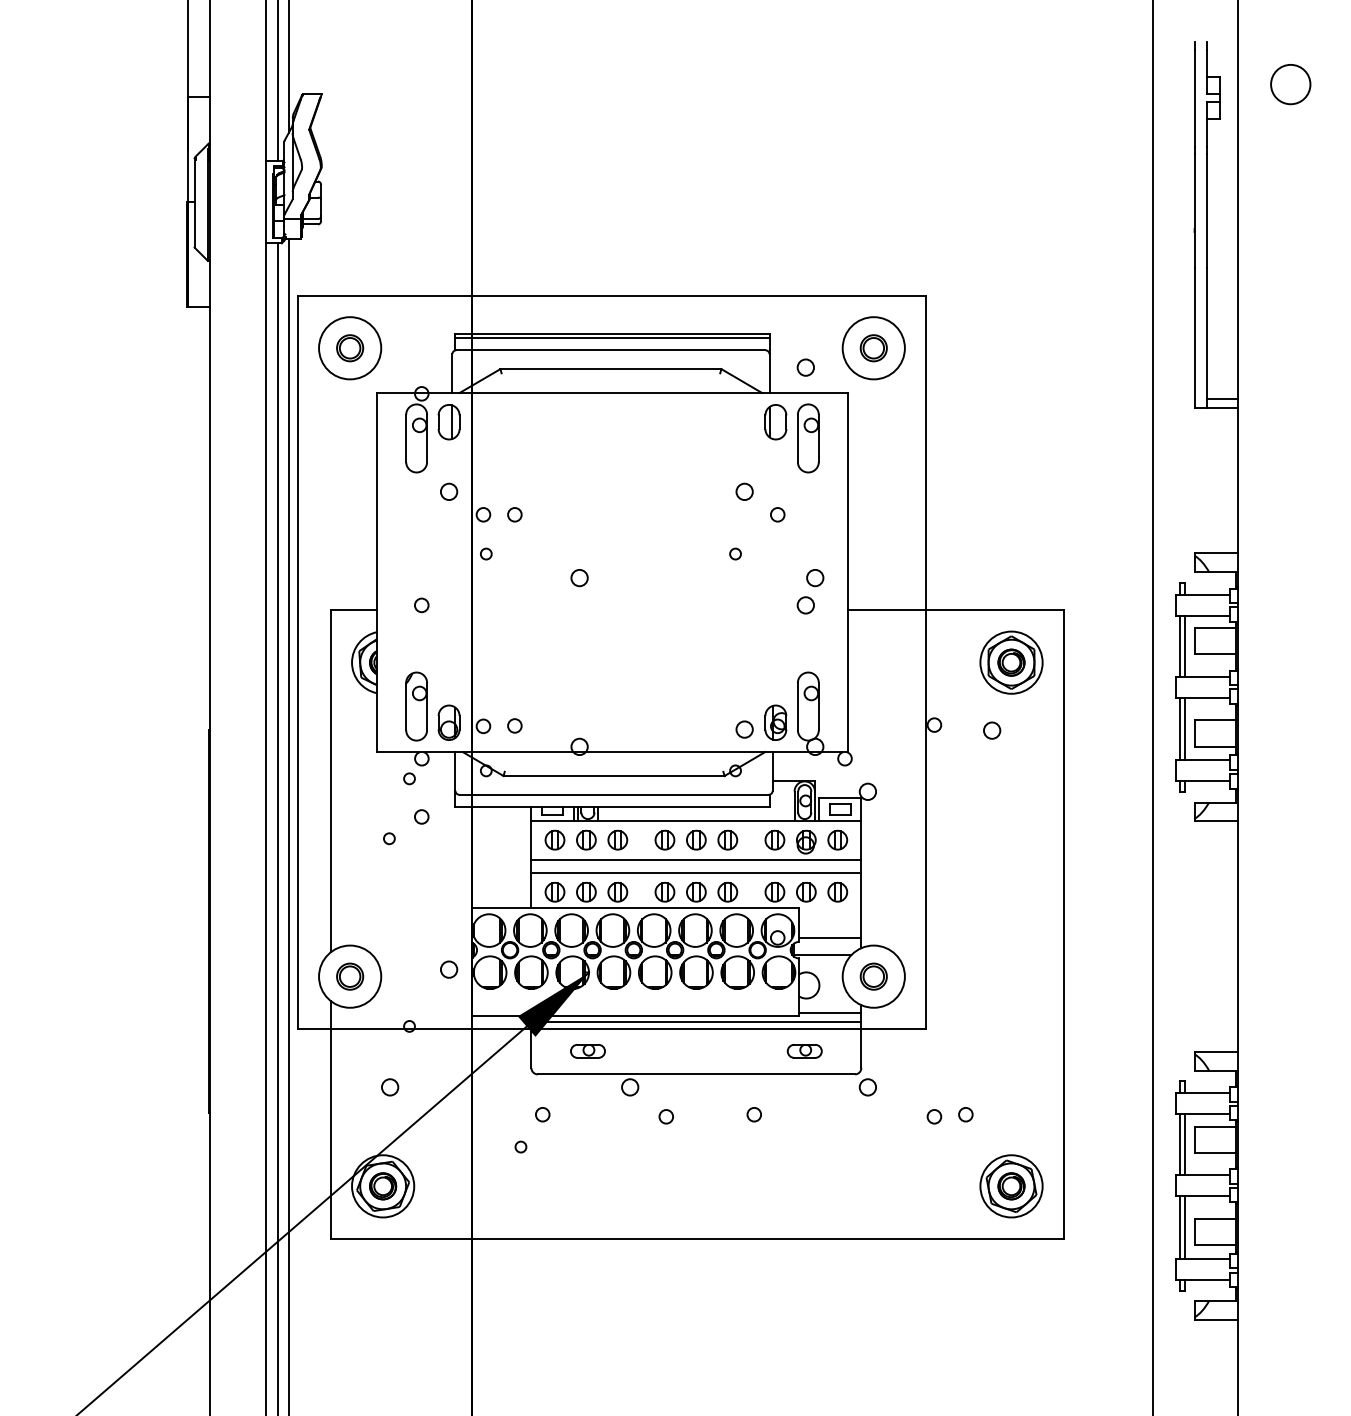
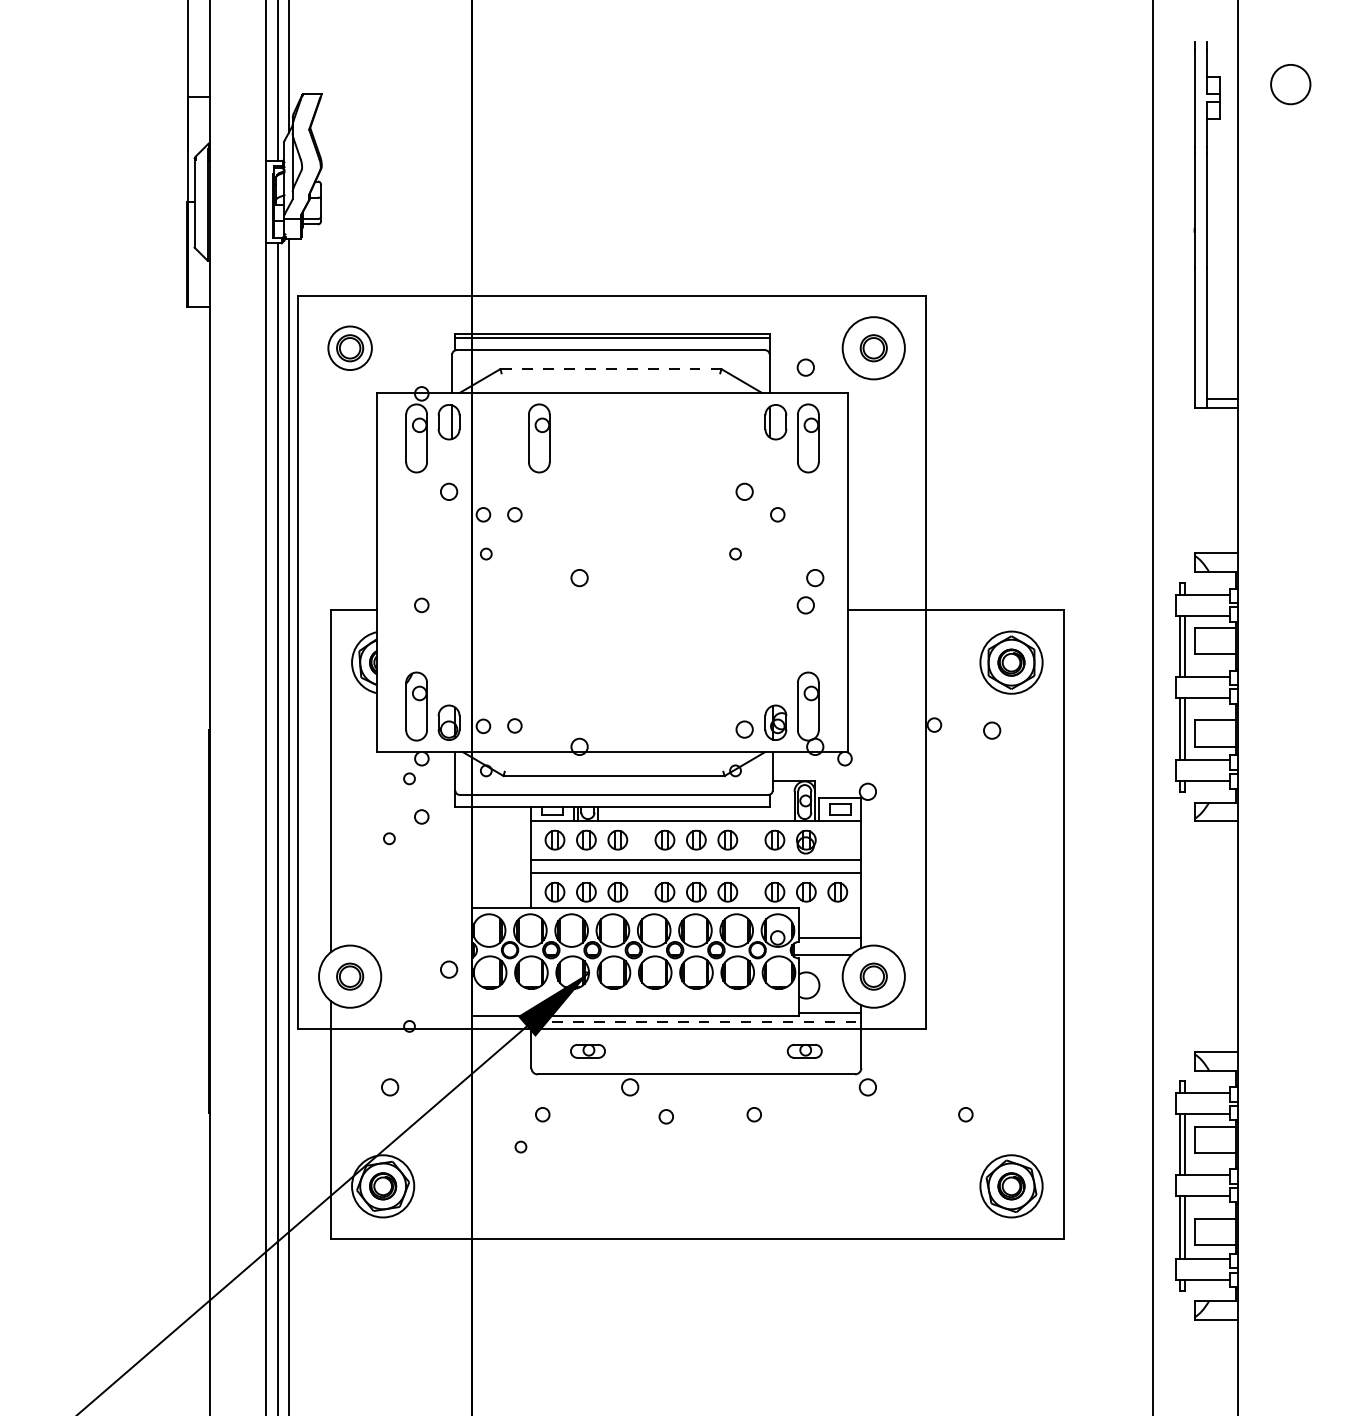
circle diameter: 62 px -> 44 px (349, 348)
line: solid -> dashed (610, 369)
part: none -> present (539, 438)
part: present -> none (837, 839)
line: solid -> dashed (696, 1022)
circle: present -> none (934, 1116)
